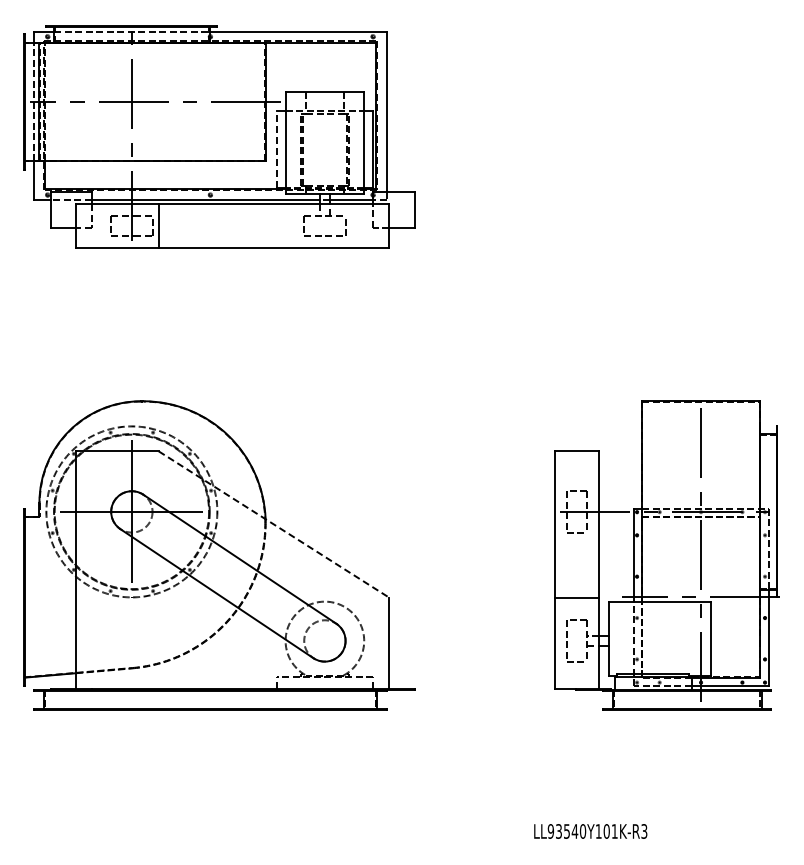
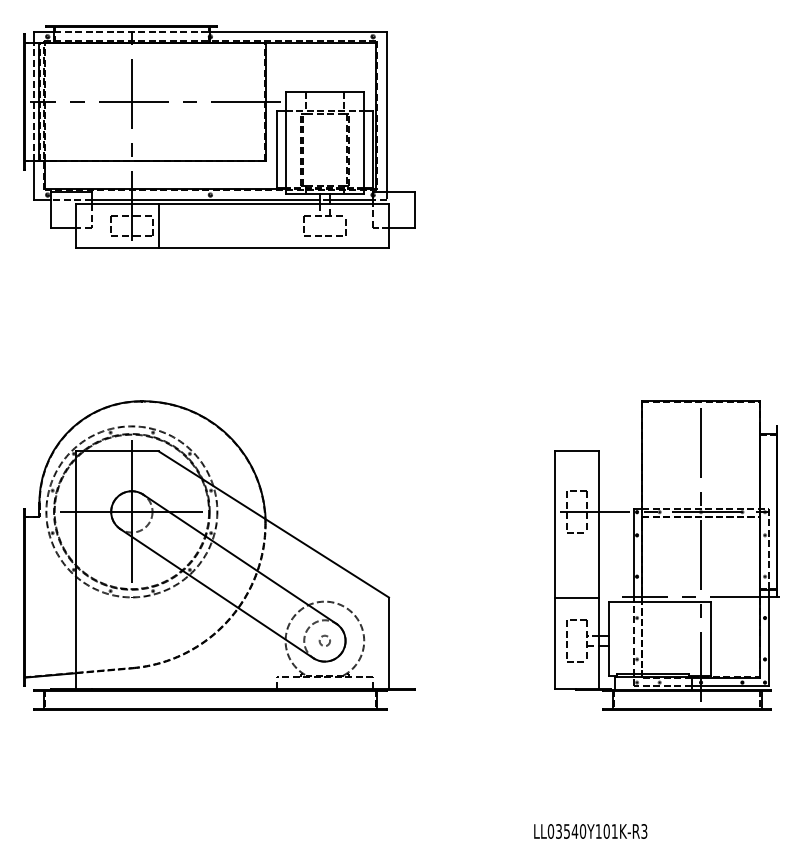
line: dashed -> solid (276, 149)
line: dashed -> solid (274, 524)
circle: none -> present (324, 640)
text: LL93540Y101K-R3 -> LL03540Y101K-R3 (550, 831)
